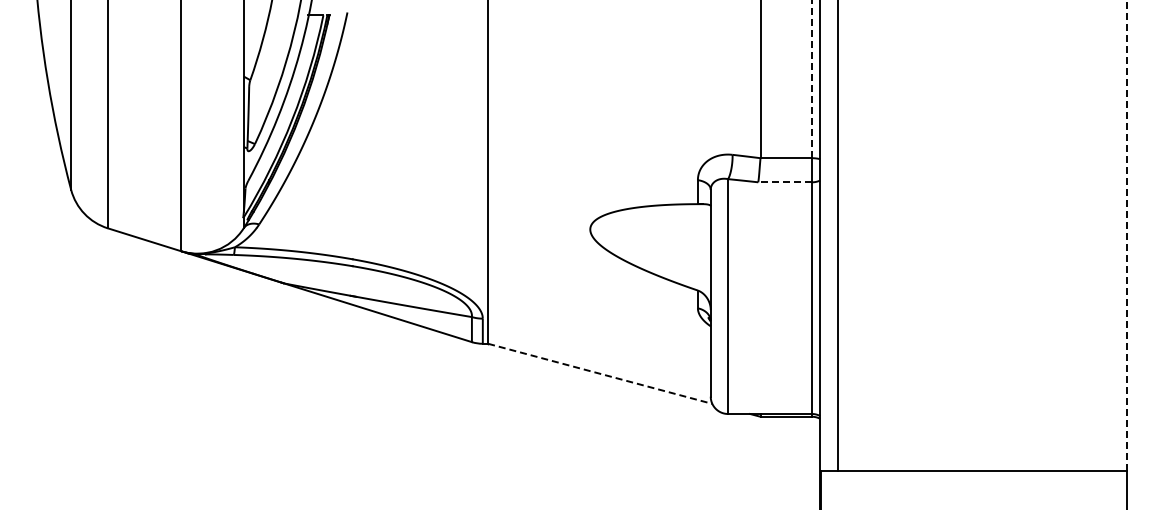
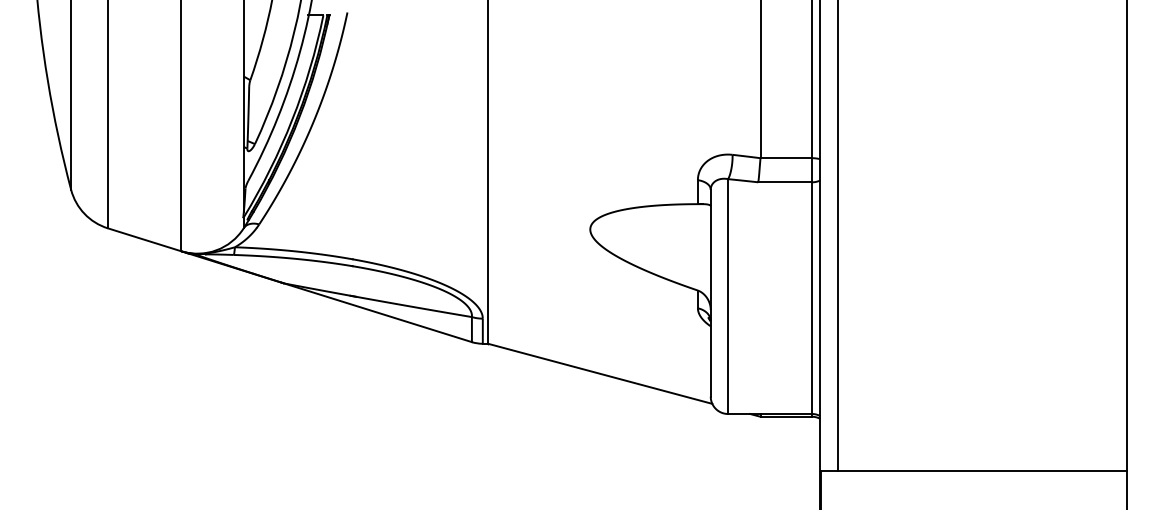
line: dashed -> solid (812, 79)
line: dashed -> solid (785, 182)
line: dashed -> solid (1126, 235)
line: dashed -> solid (600, 373)
